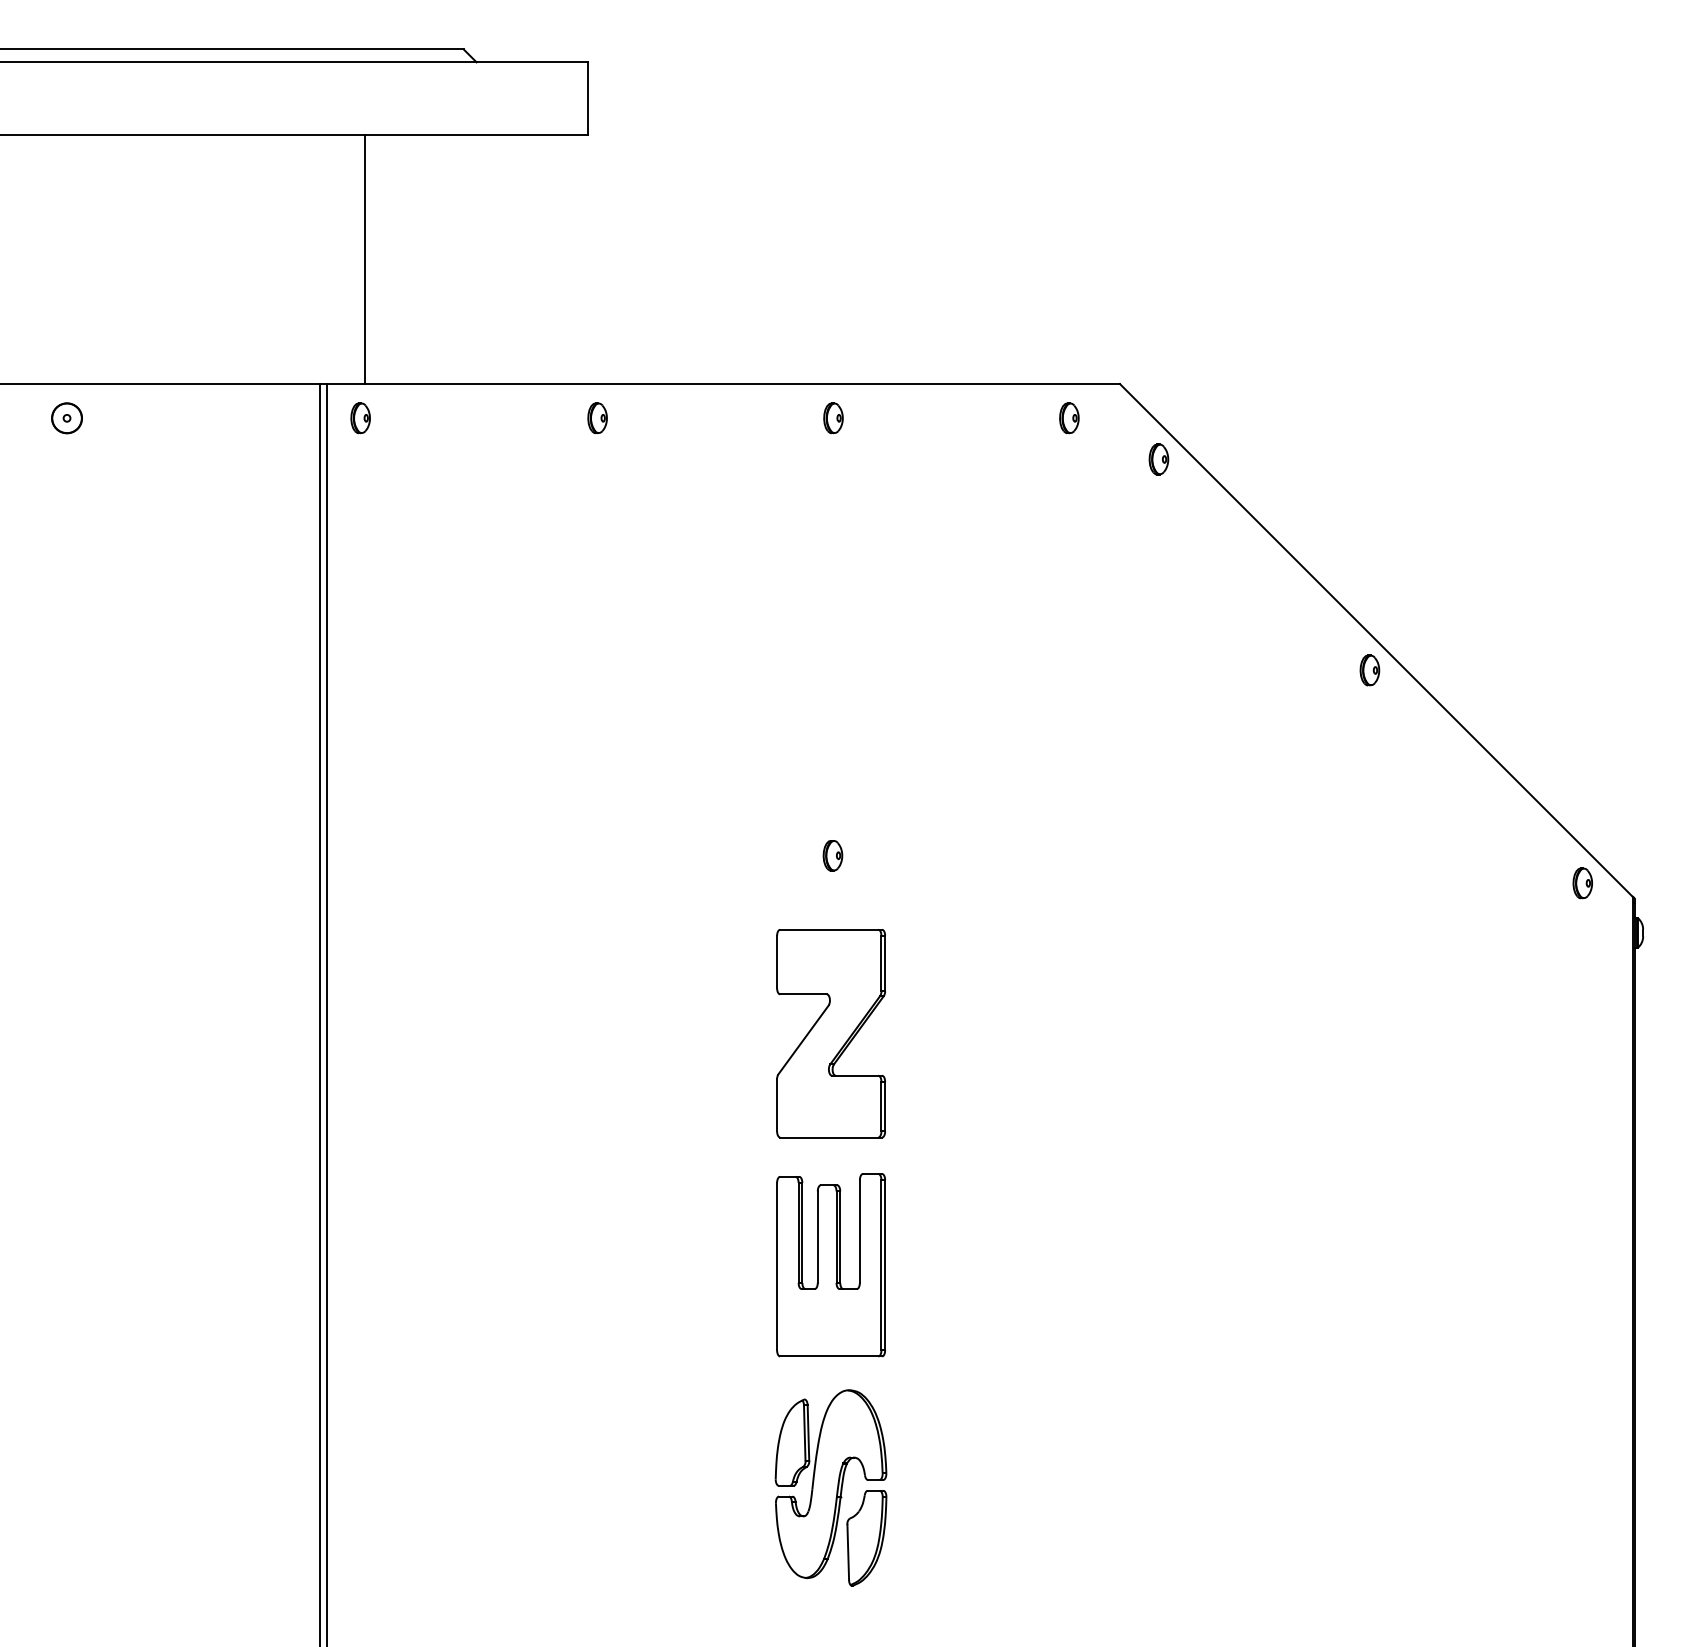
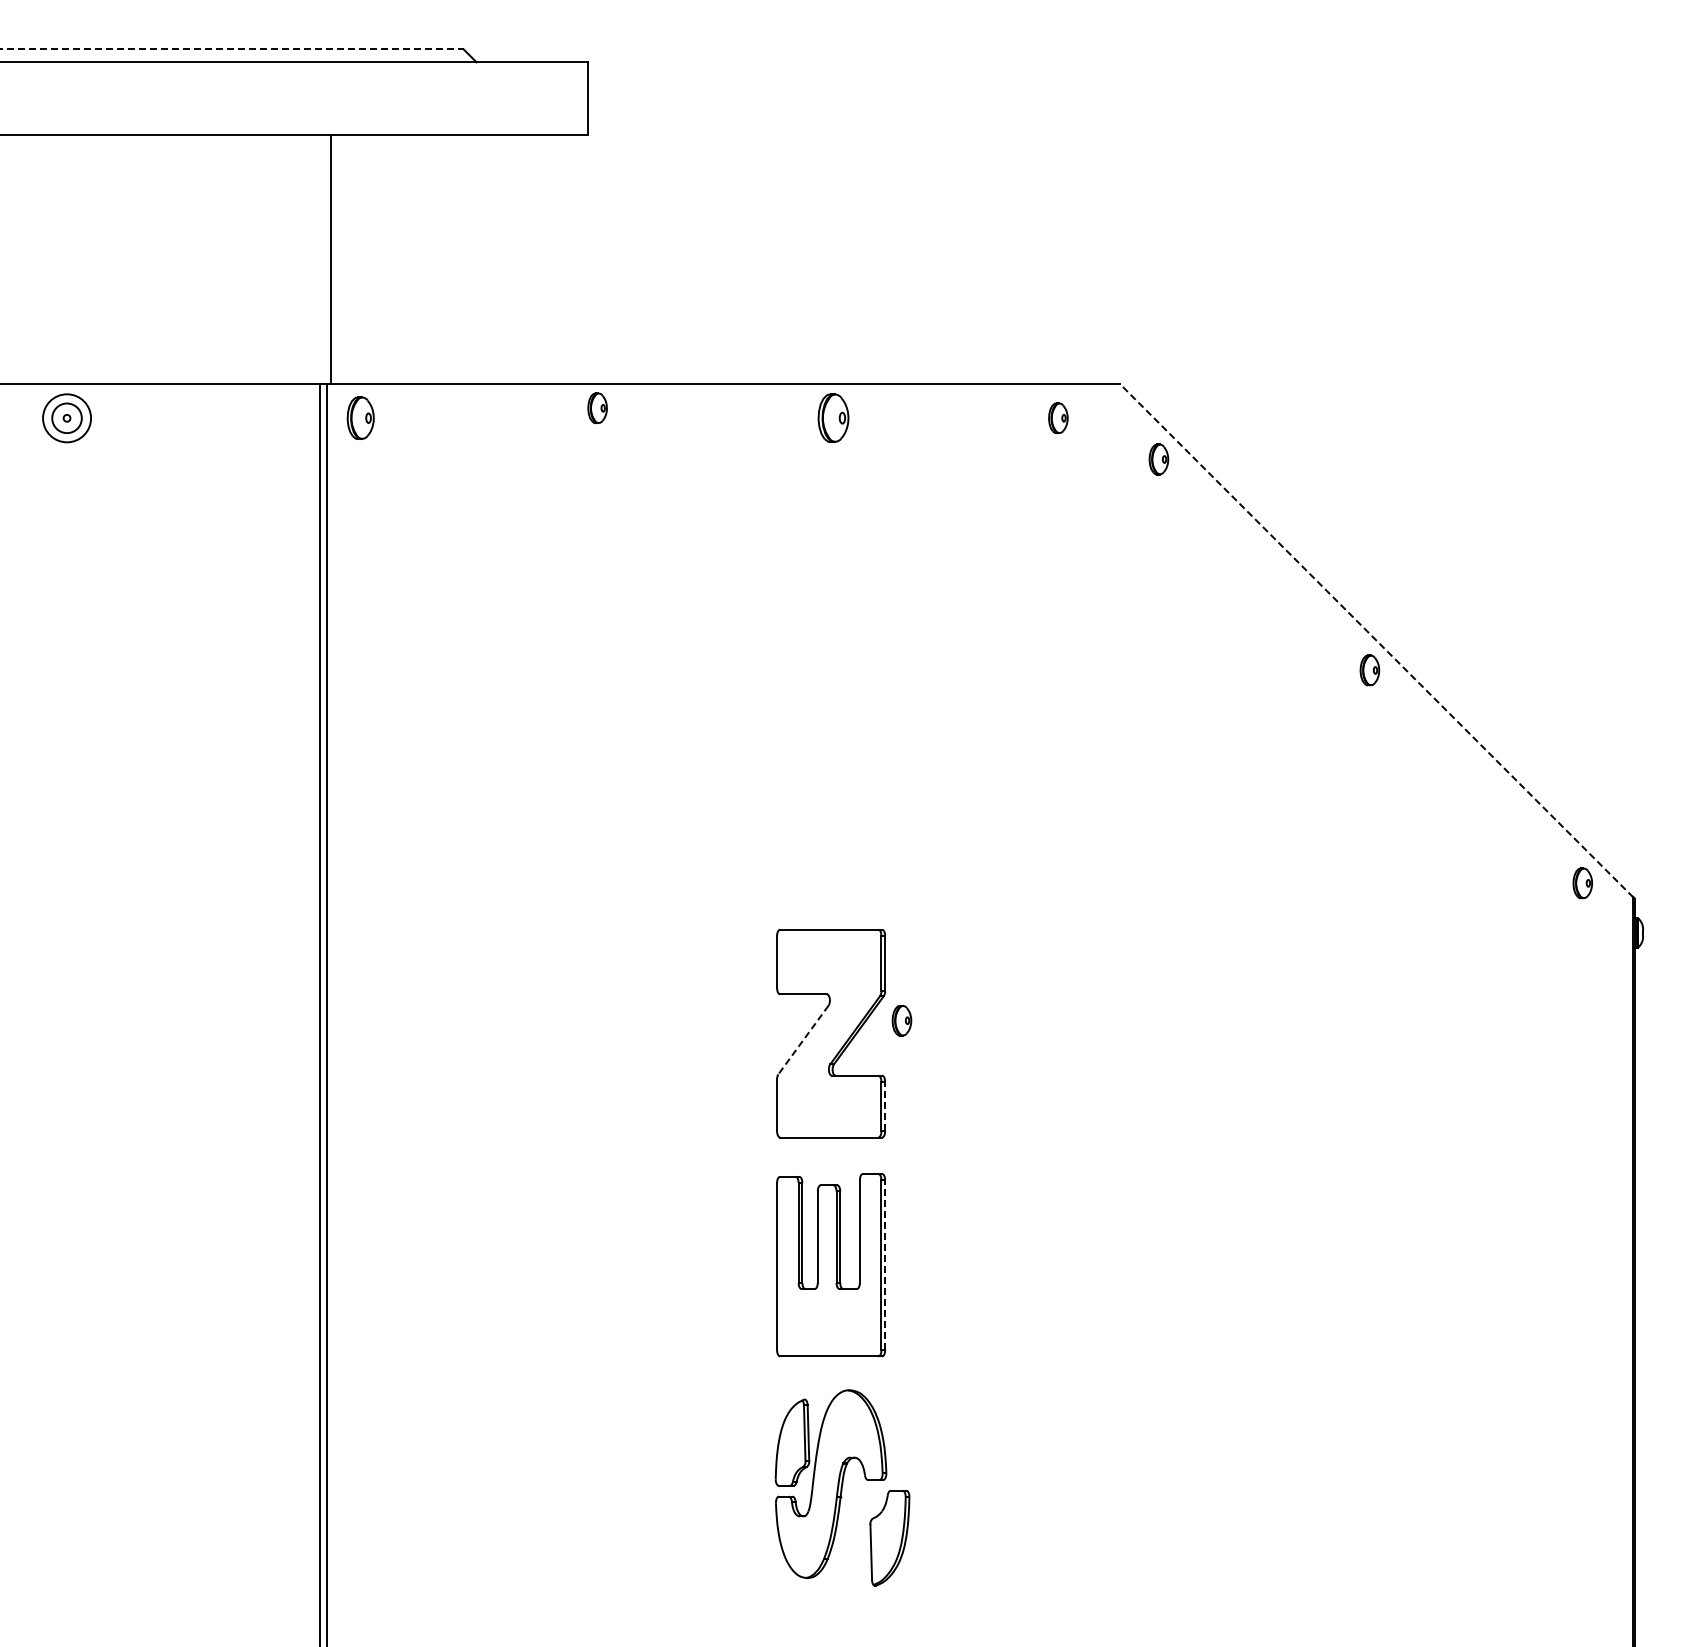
line: solid -> dashed (232, 49)
line position: (365, 259) -> (331, 259) (331, 259)
circle diameter: 30 px -> 48 px (67, 418)
part size: 21x33 px -> 29x44 px (360, 417)
part position: (597, 418) -> (597, 408) (597, 408)
part size: 21x33 px -> 33x50 px (833, 417)
part position: (1069, 418) -> (1058, 418) (1058, 418)
line: solid -> dashed (1376, 640)
part position: (832, 855) -> (901, 1020) (901, 1020)
line: solid -> dashed (803, 1039)
line: solid -> dashed (885, 1106)
line: solid -> dashed (885, 1264)
part position: (866, 1538) -> (889, 1538) (889, 1538)
